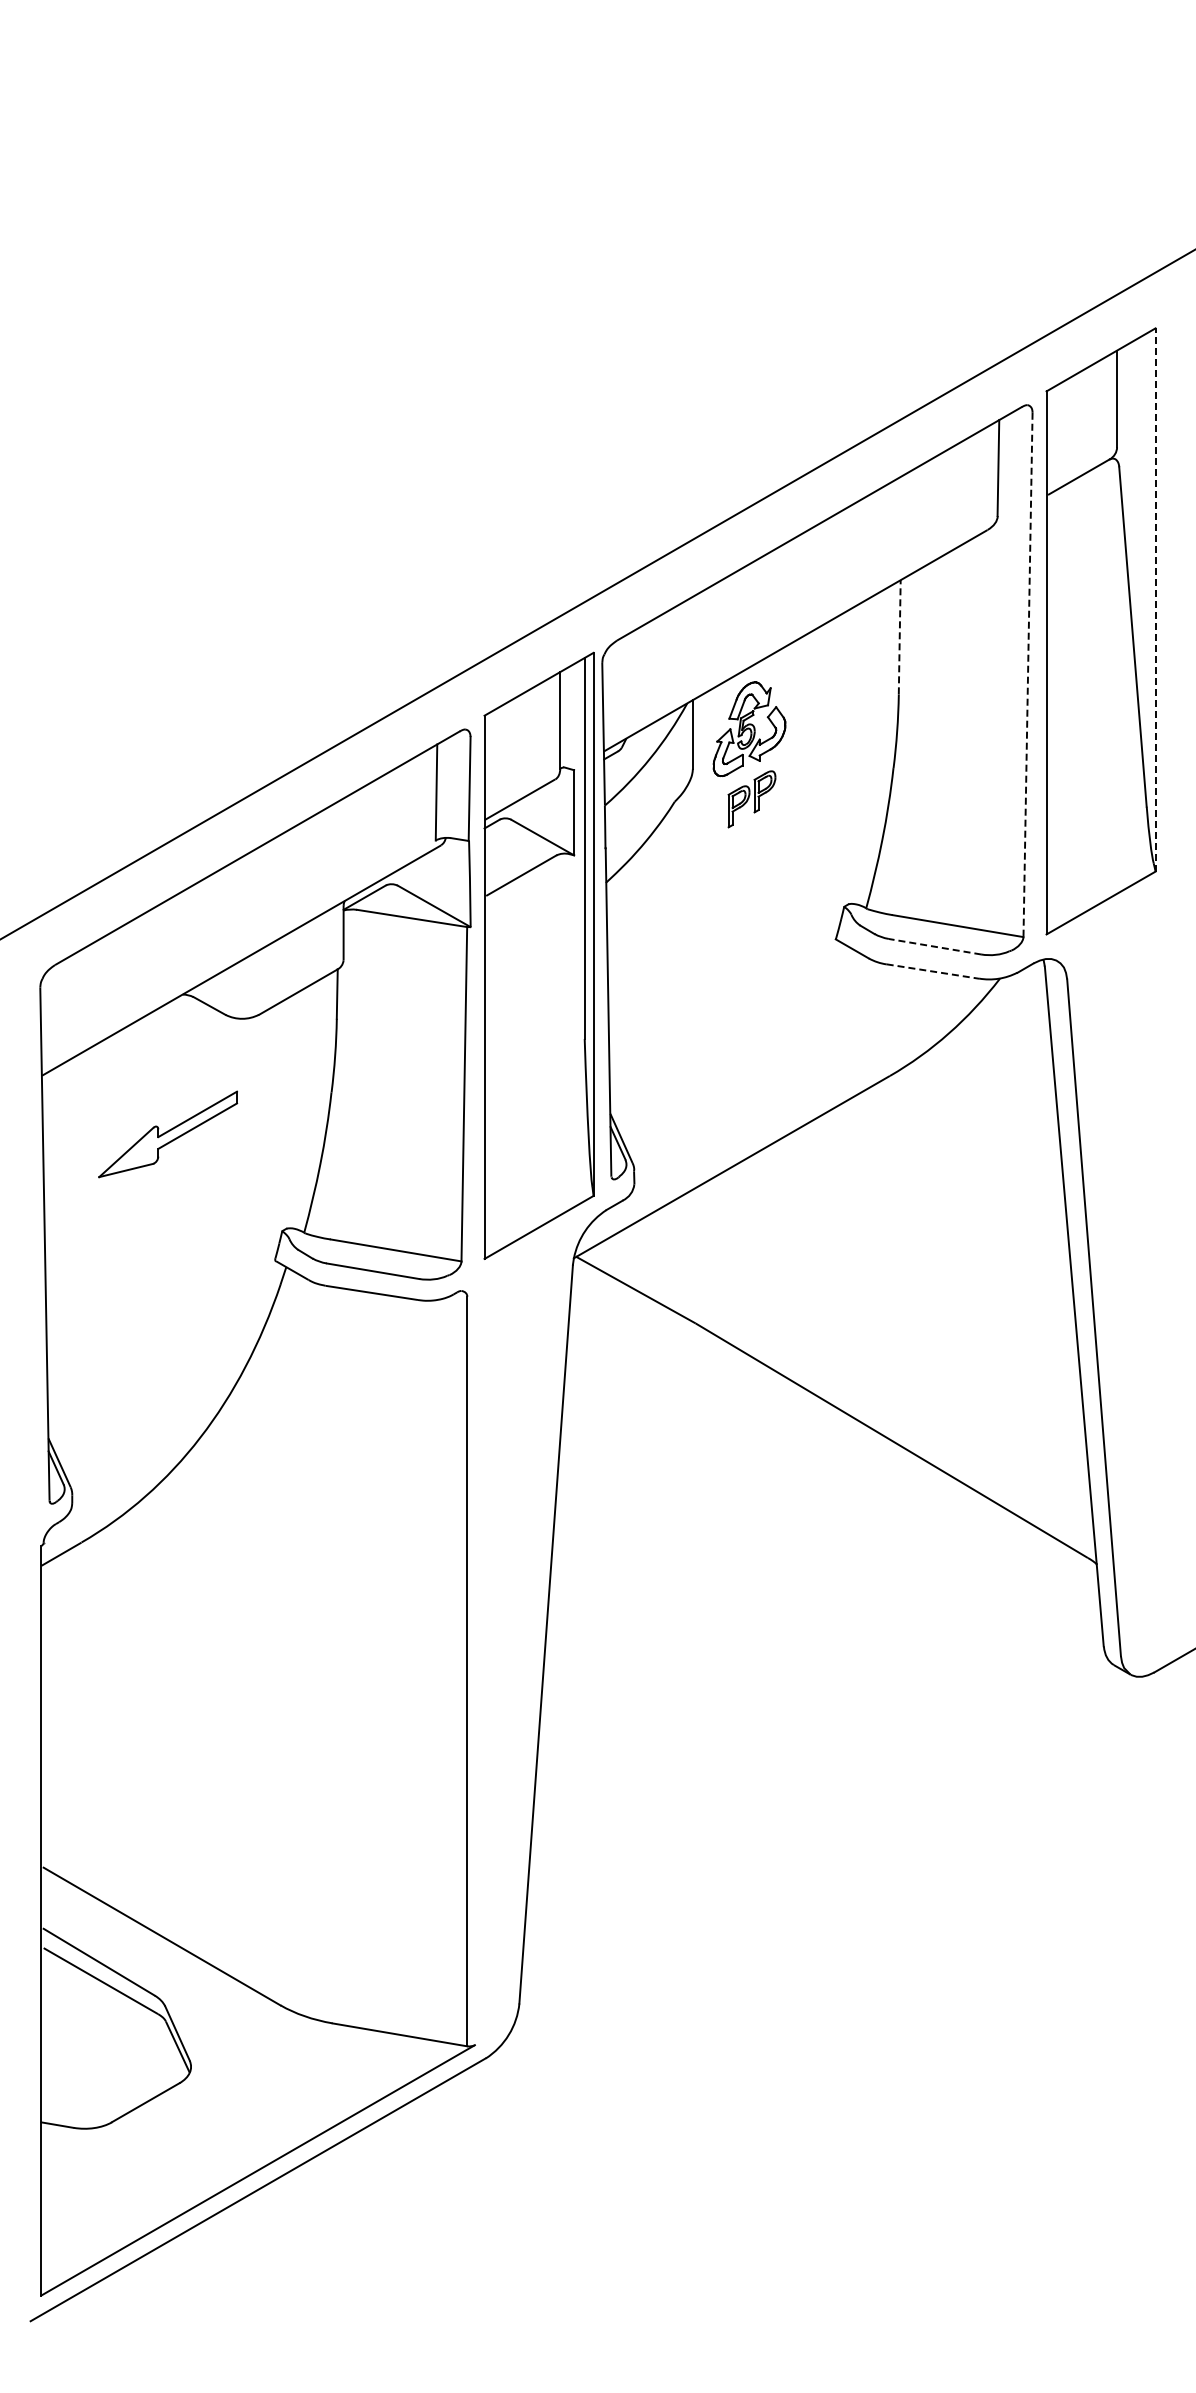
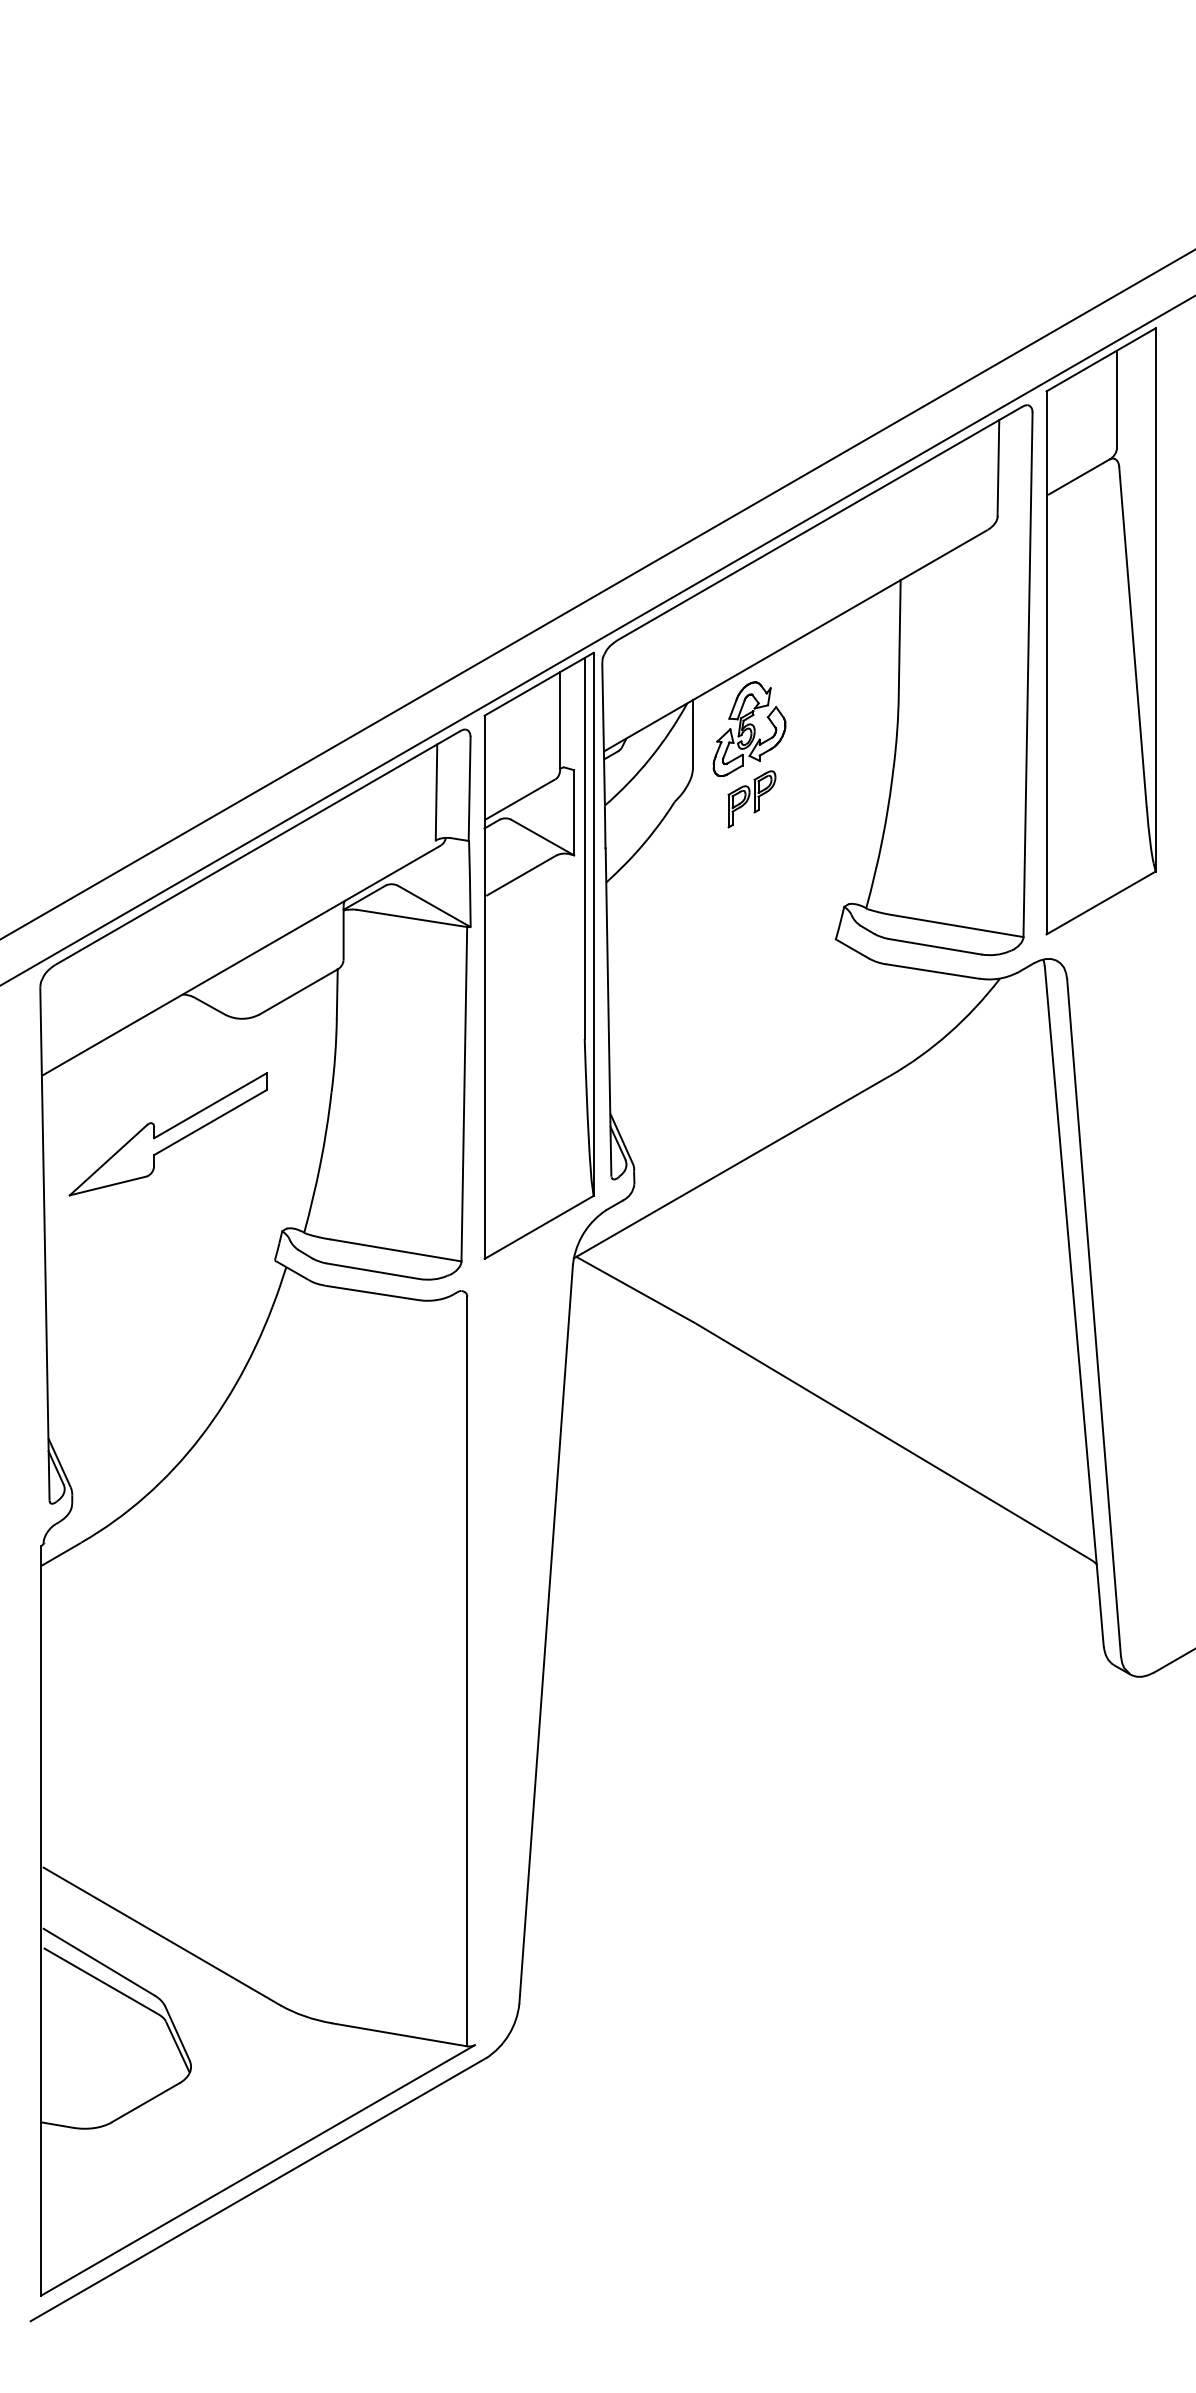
line: dashed -> solid (1155, 599)
line: dashed -> solid (899, 636)
line: none -> present (597, 640)
line: dashed -> solid (1028, 675)
line: dashed -> solid (935, 946)
line: dashed -> solid (932, 971)
part size: 141x89 px -> 200x125 px (167, 1134)
